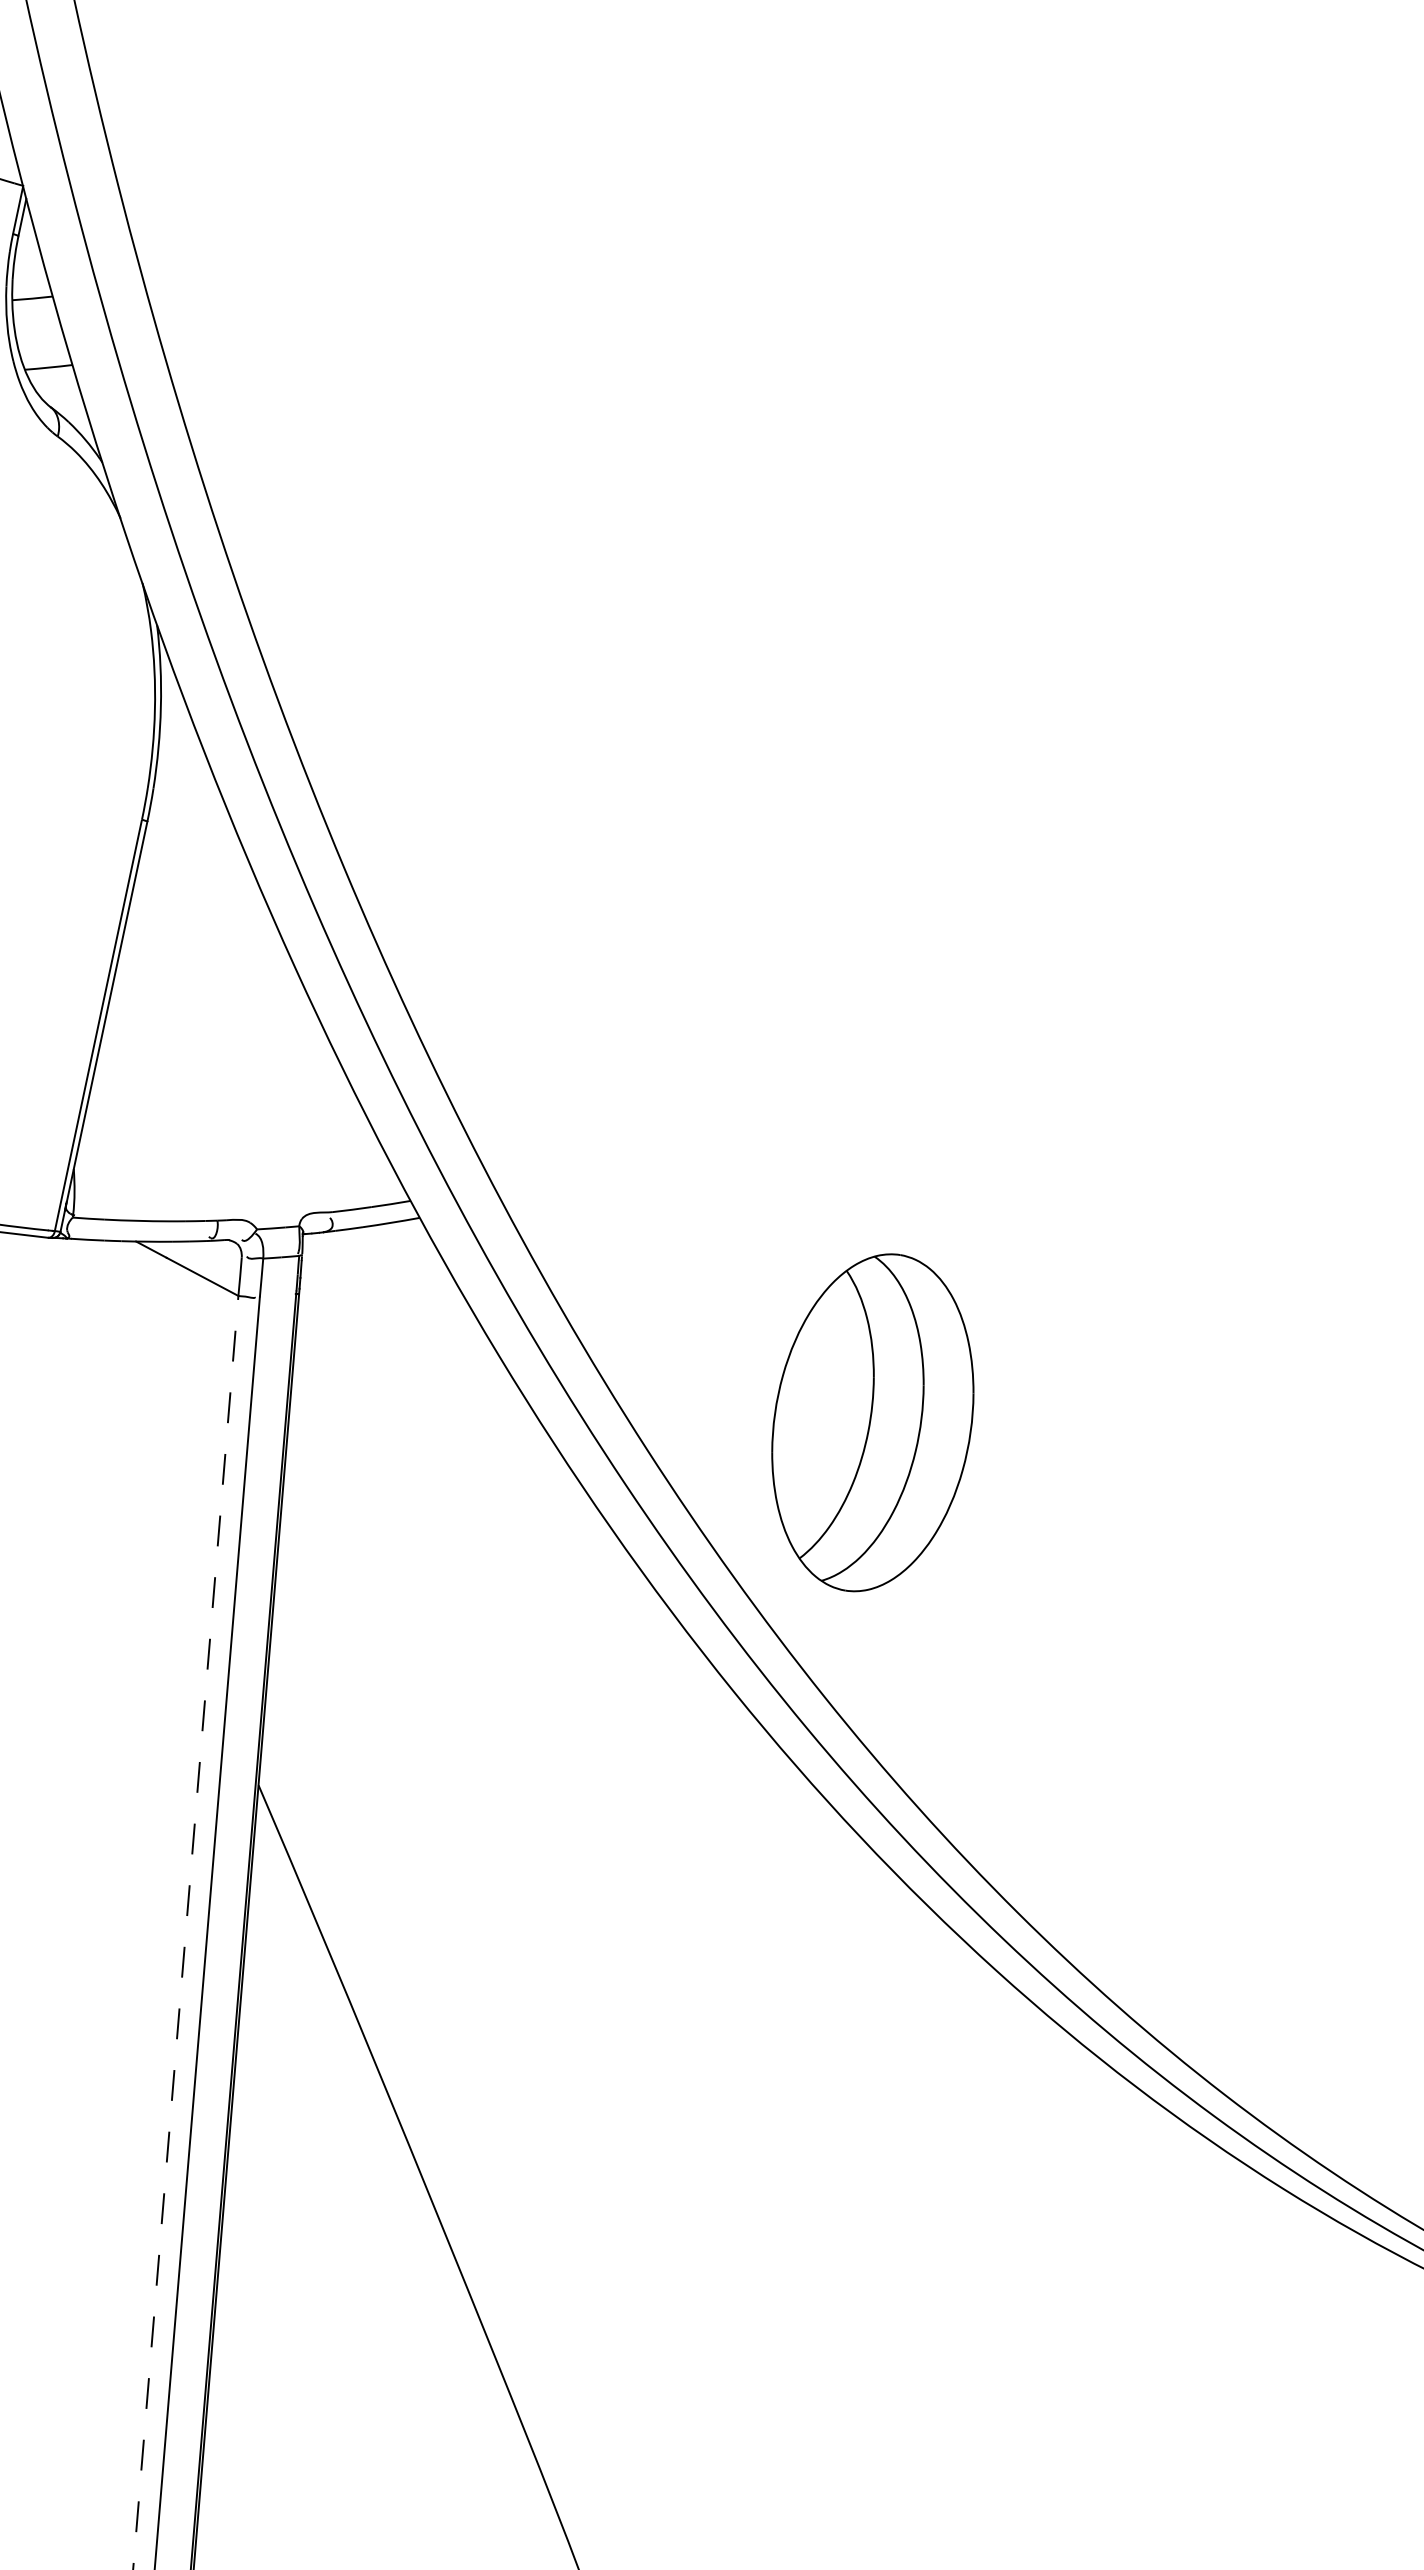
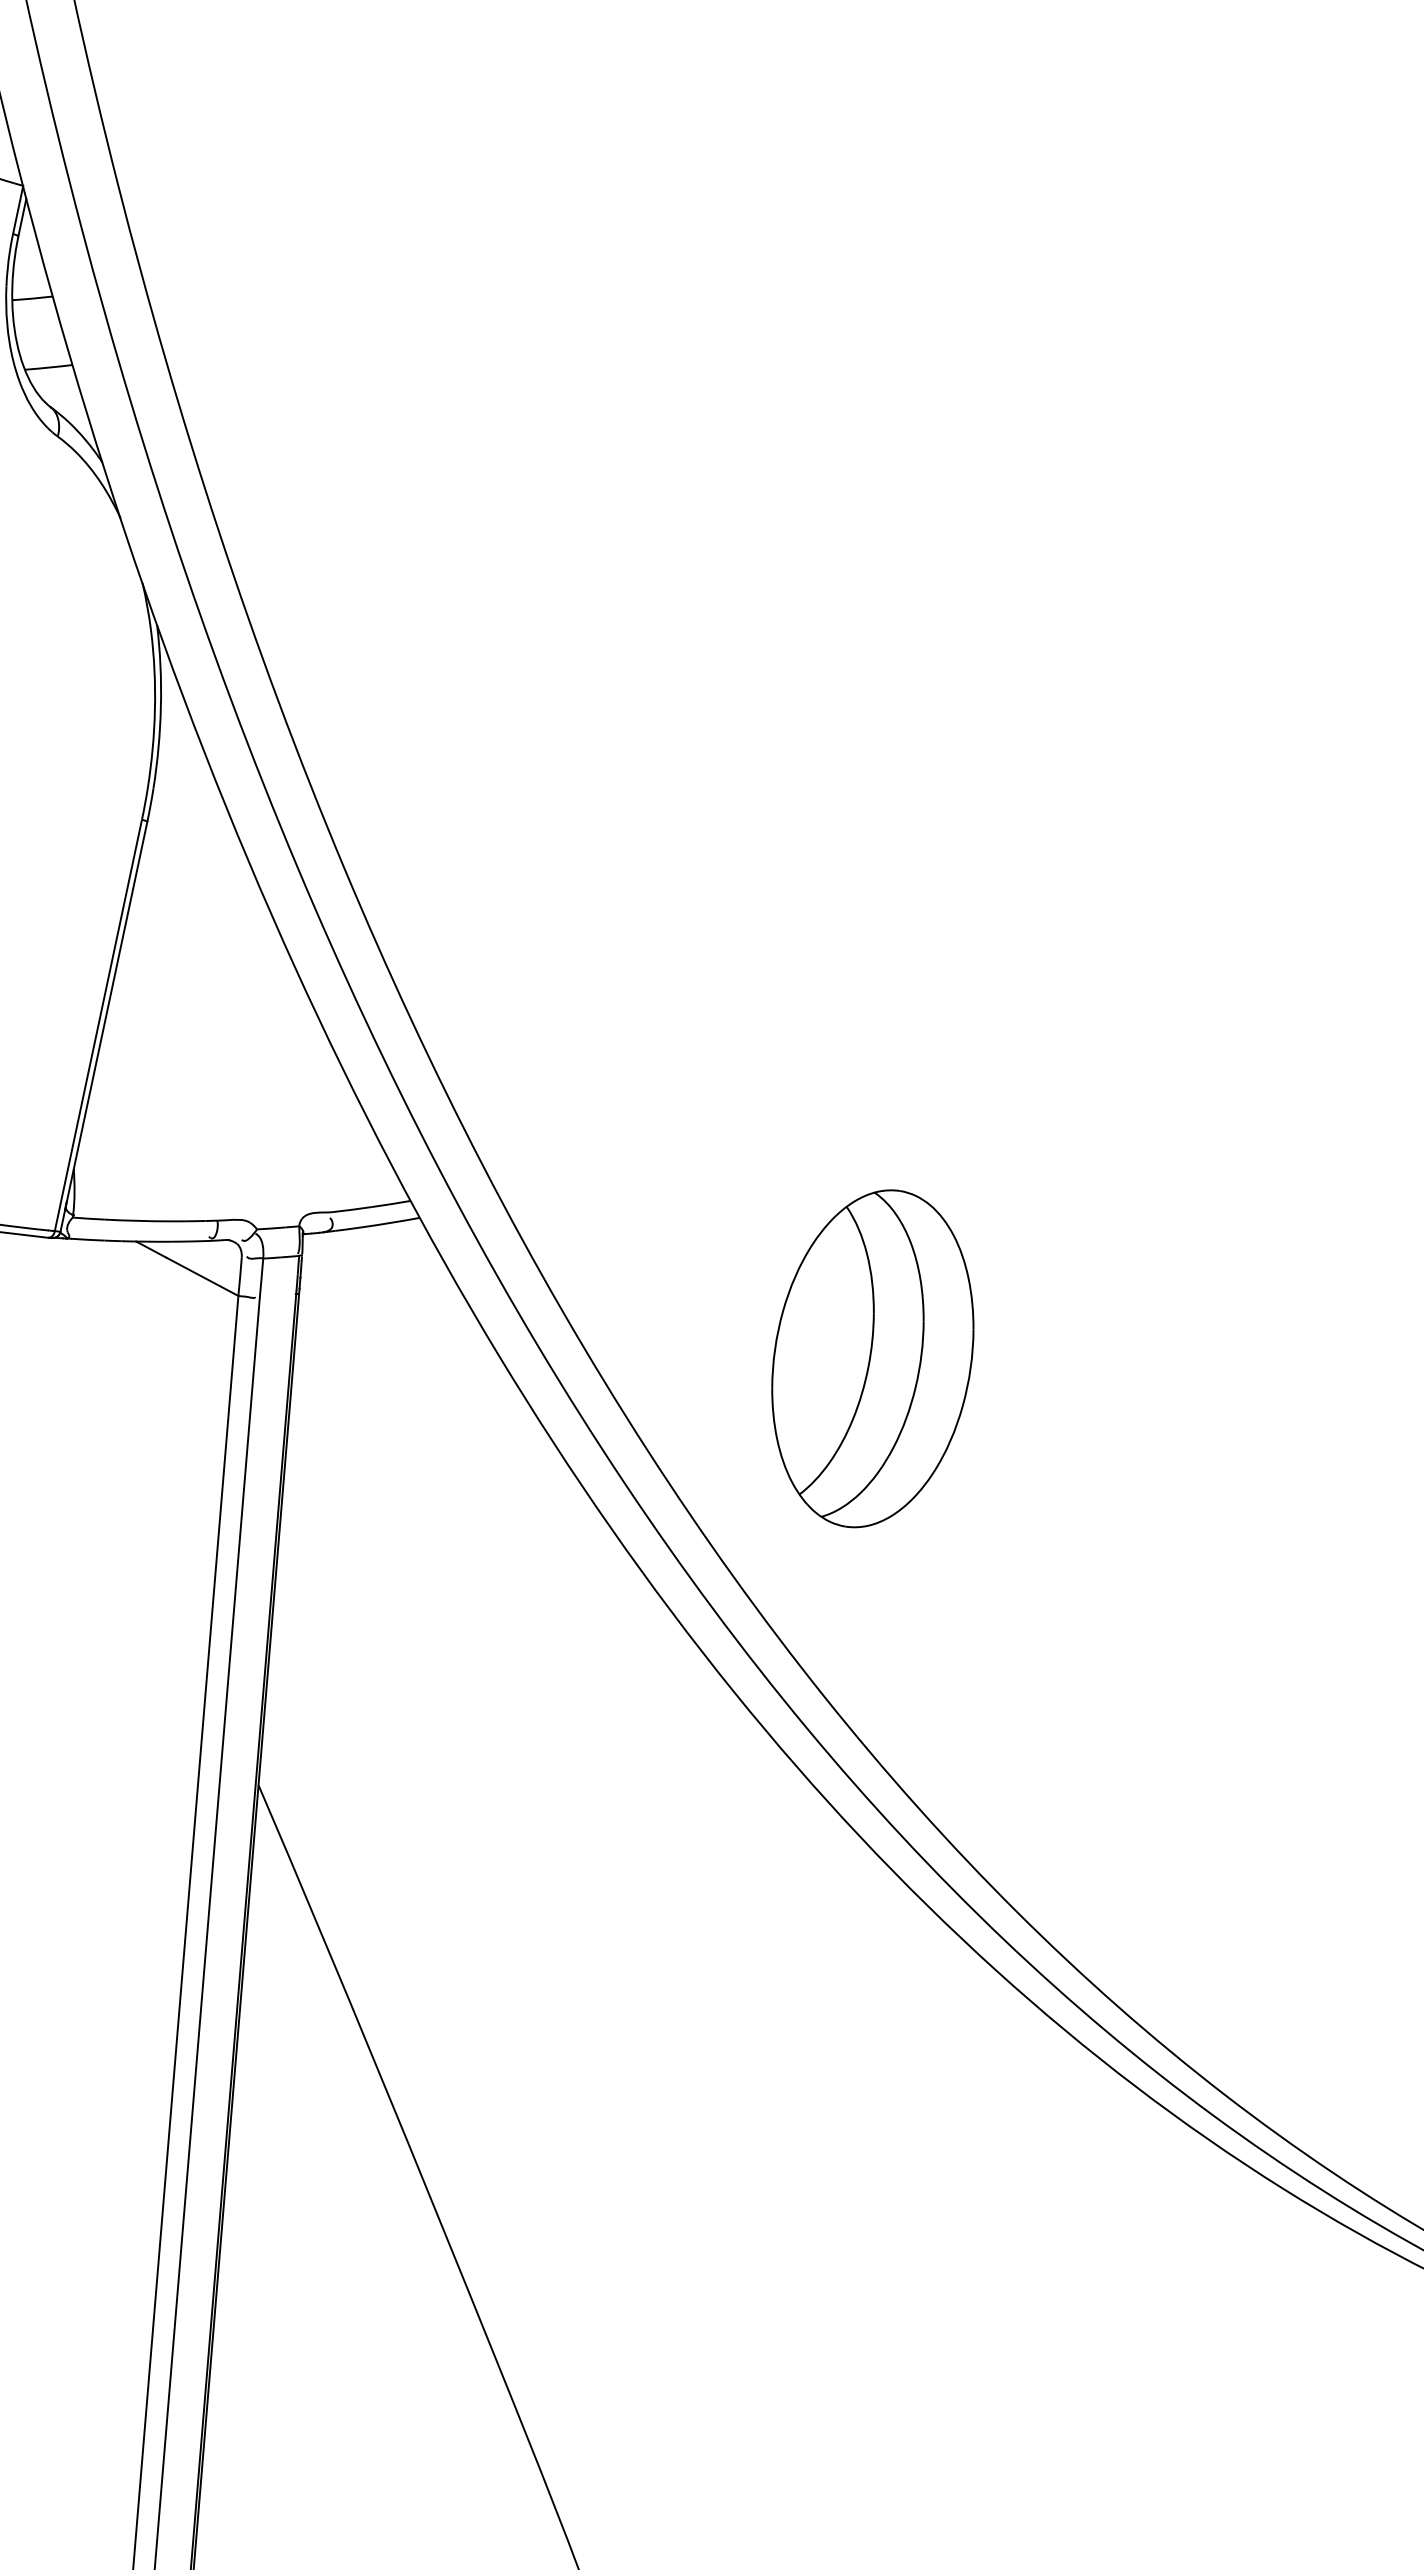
part position: (872, 1422) -> (872, 1358) (872, 1358)
line: dashed -> solid (185, 1932)
